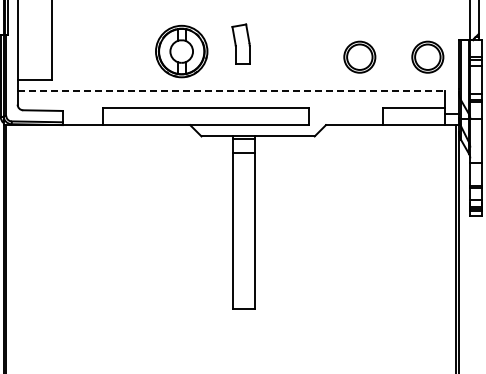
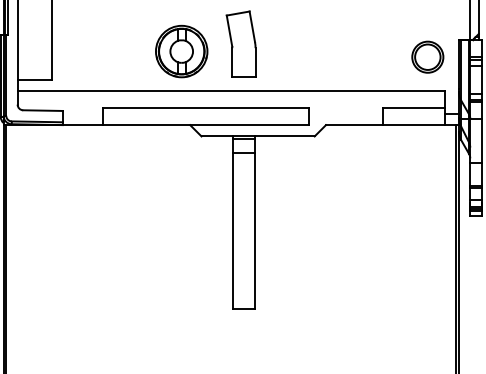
part size: 20x42 px -> 32x68 px (240, 43)
part: present -> none (359, 56)
line: dashed -> solid (231, 91)
